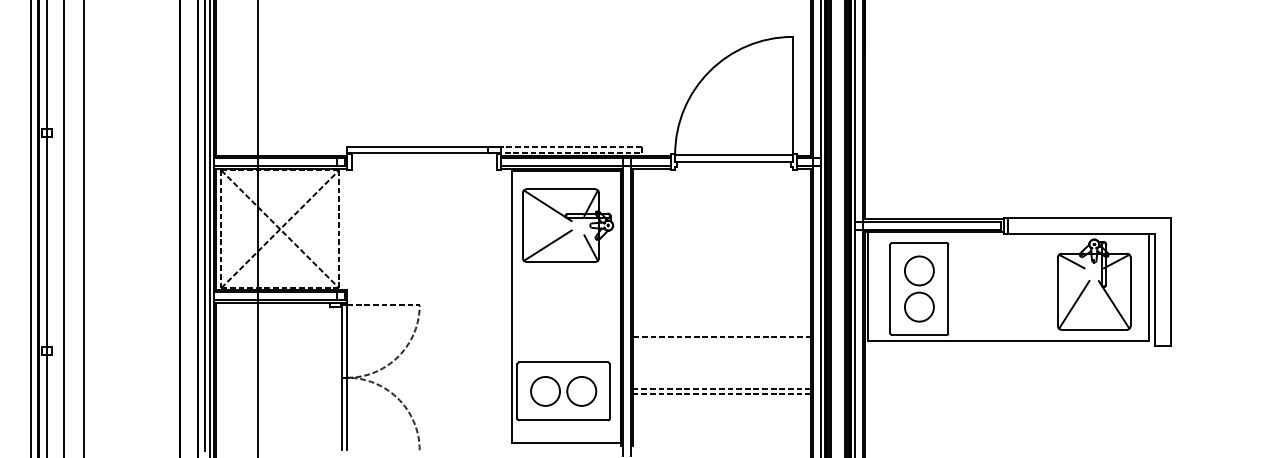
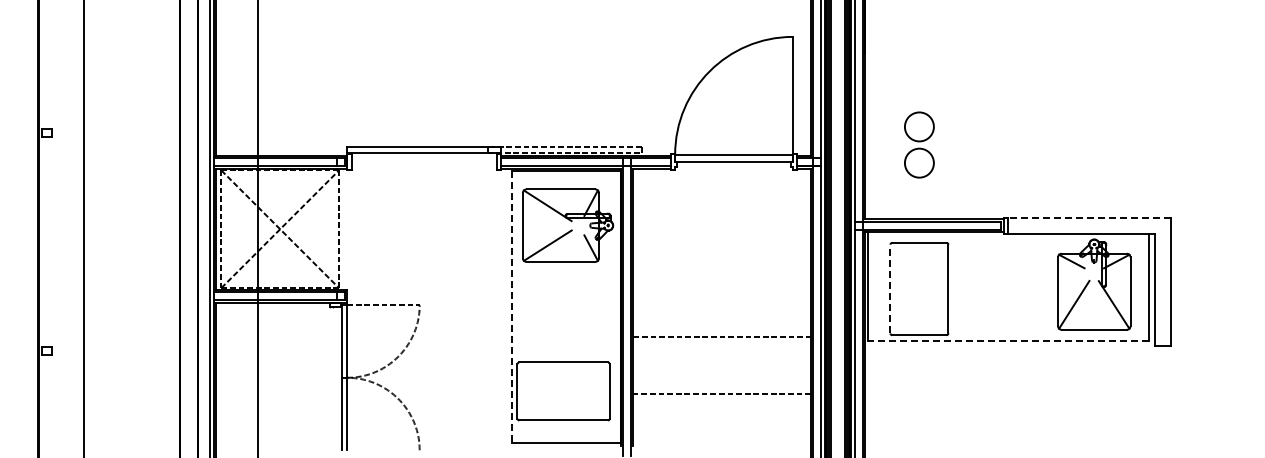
line: solid -> dashed (1089, 217)
line: present -> none (205, 226)
line: present -> none (31, 228)
line: present -> none (47, 228)
line: present -> none (63, 228)
line: solid -> dashed (890, 288)
part position: (919, 288) -> (919, 144) (919, 144)
line: solid -> dashed (512, 307)
line: solid -> dashed (1007, 340)
line: present -> none (722, 389)
part: present -> none (563, 391)
